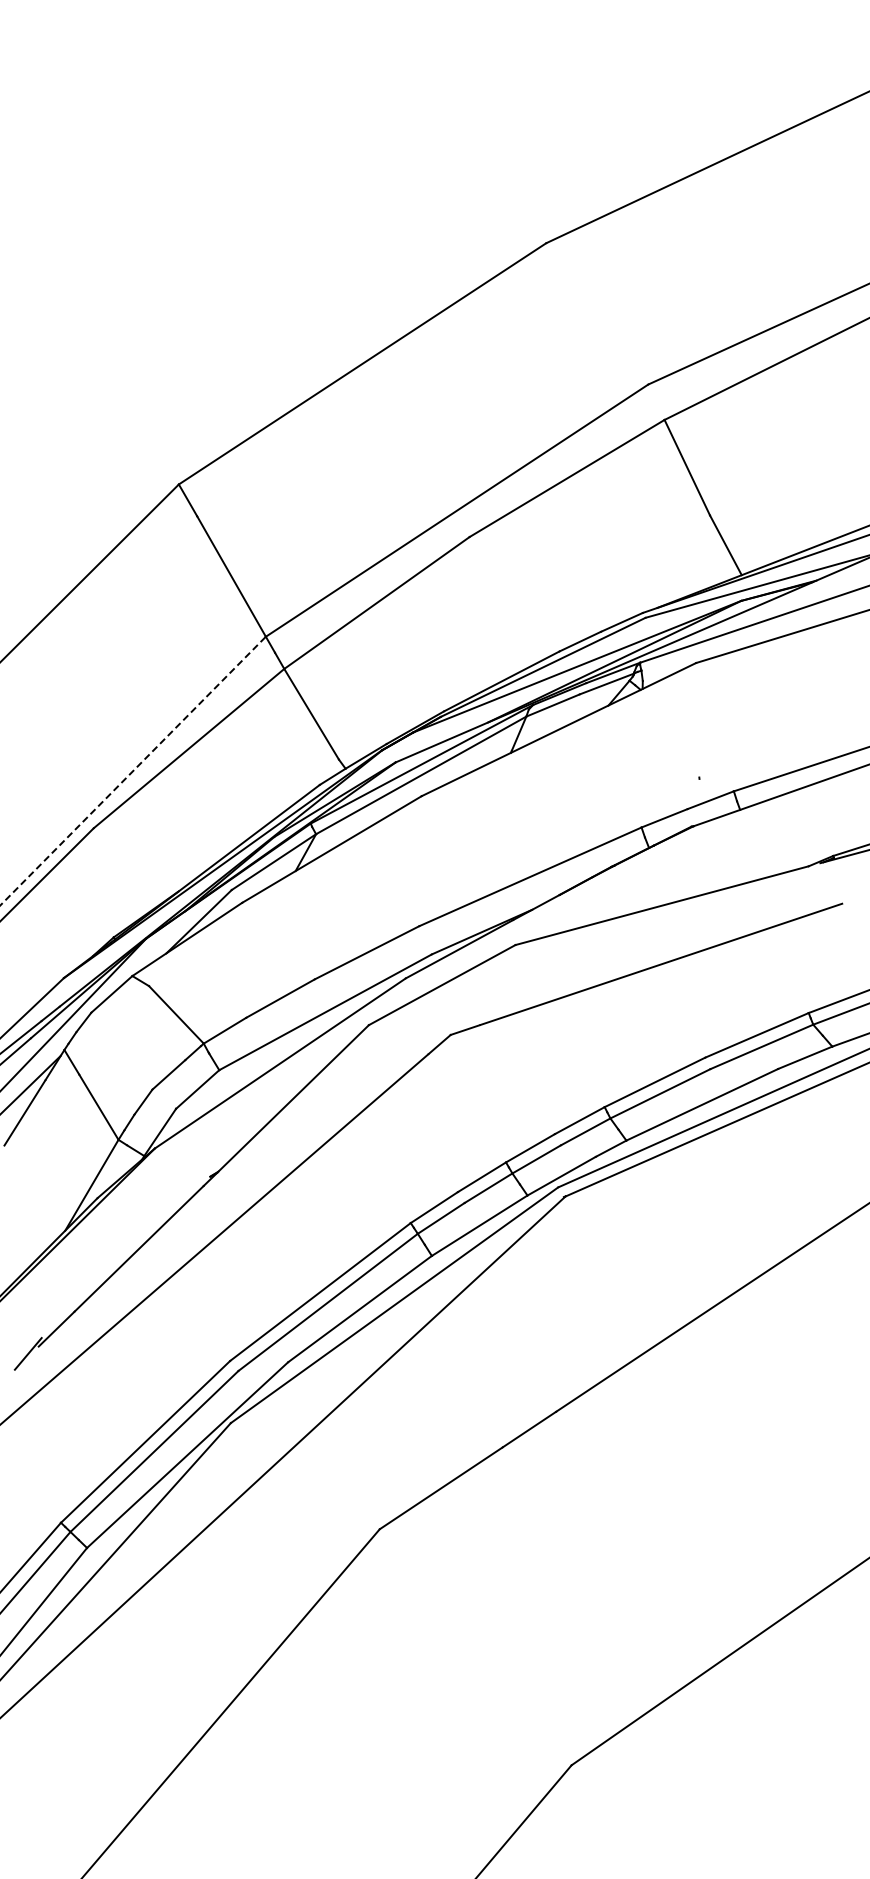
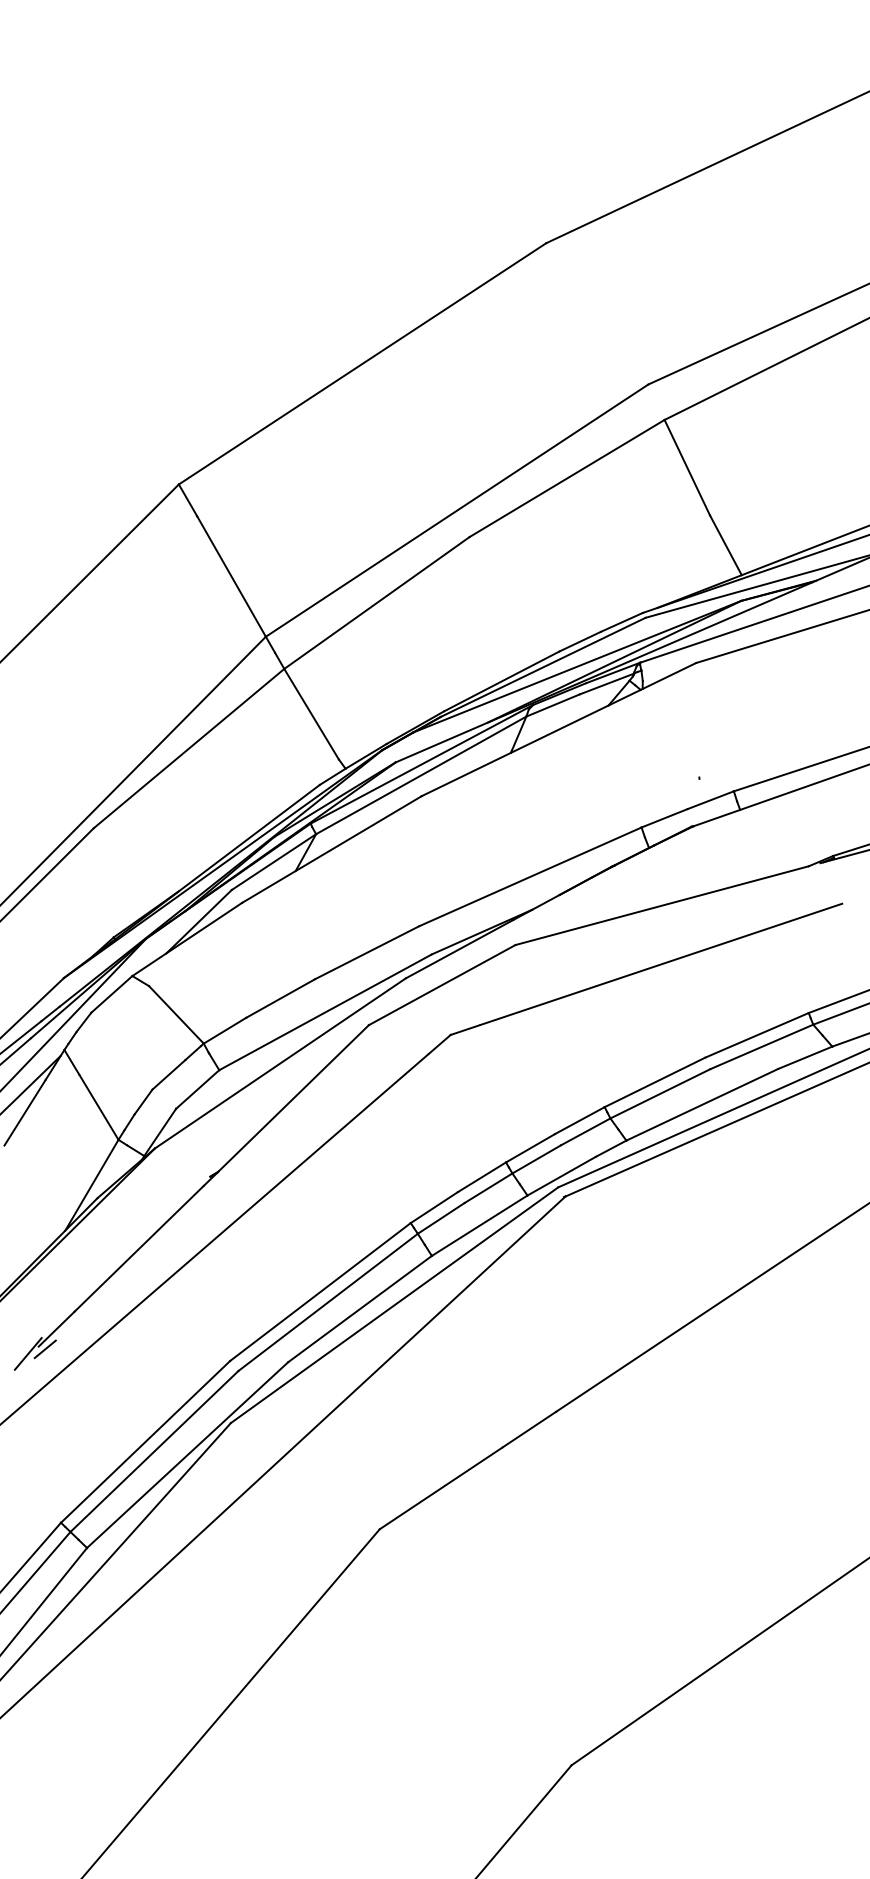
line: dashed -> solid (133, 771)
line: none -> present (44, 1349)
